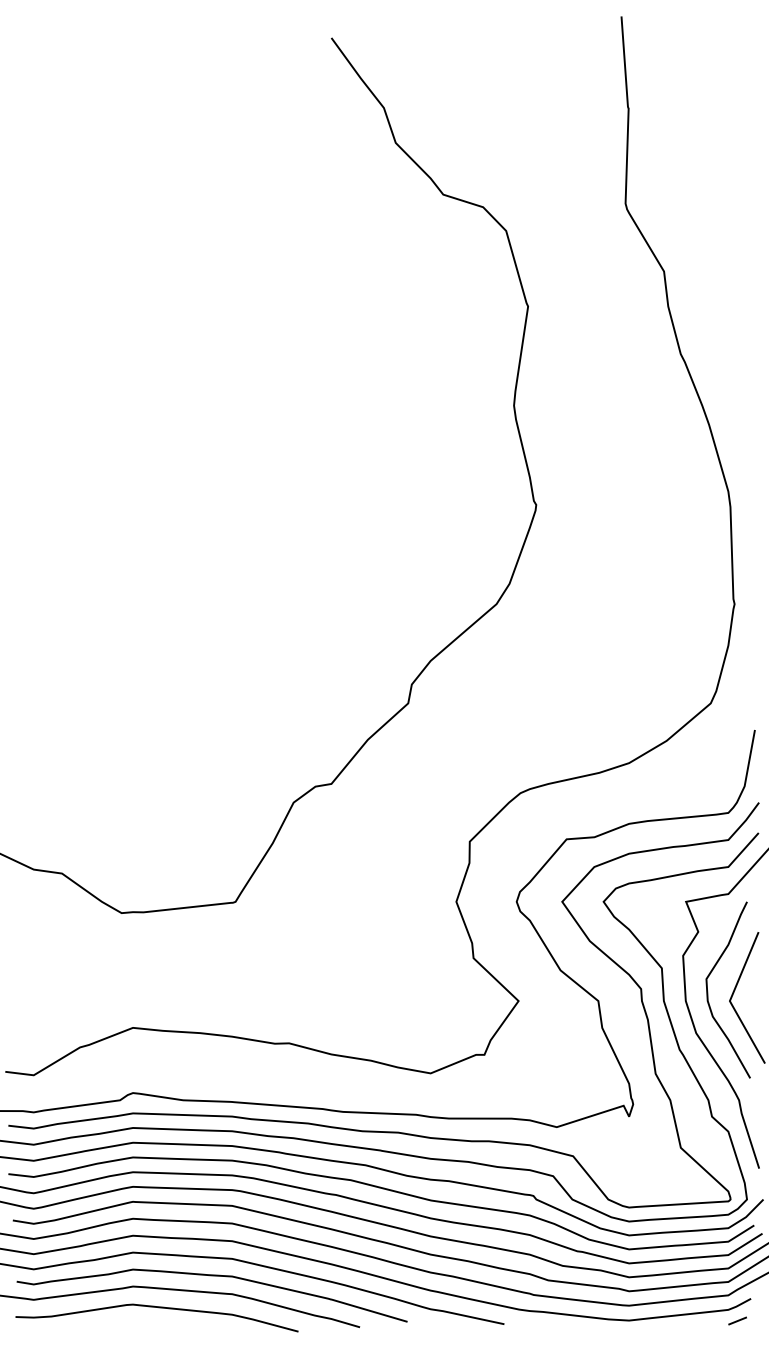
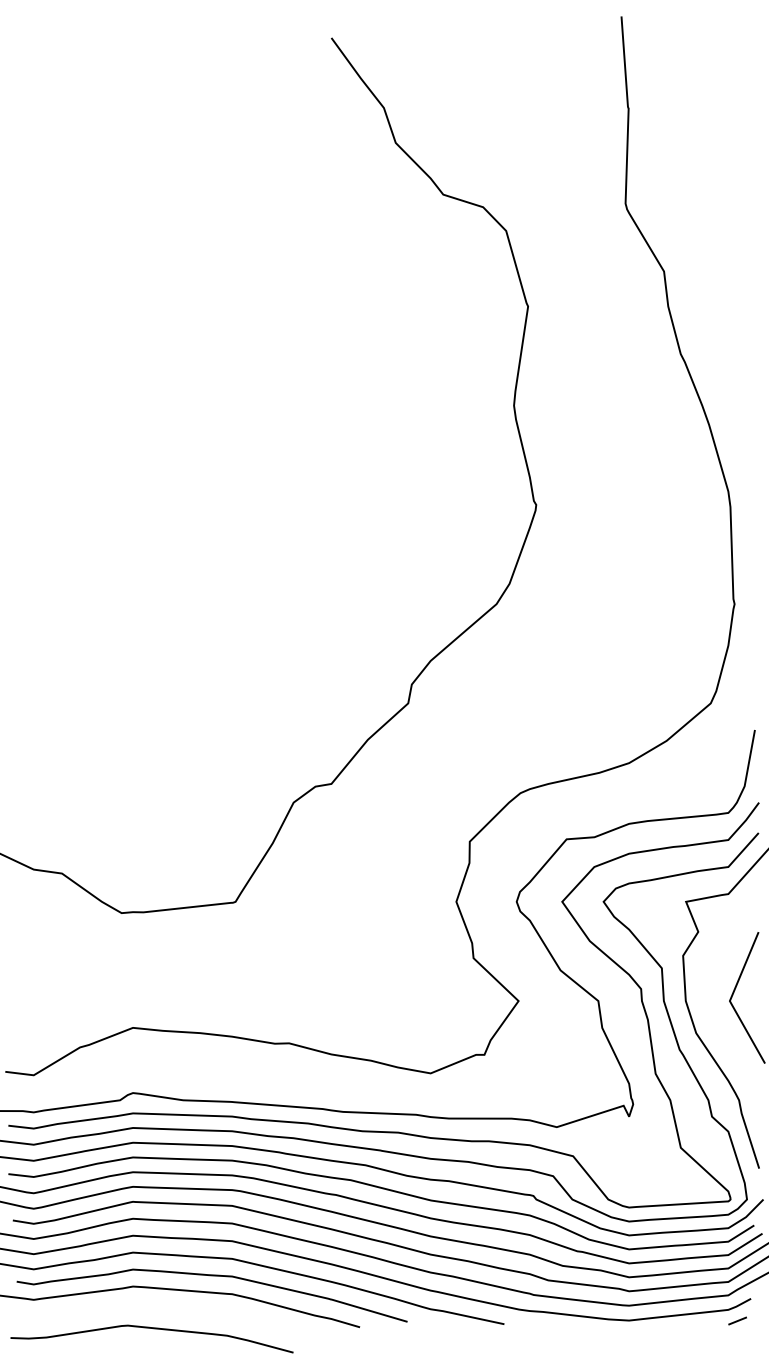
curve: present -> none (708, 991)
curve position: (158, 1308) -> (153, 1329) (153, 1329)
